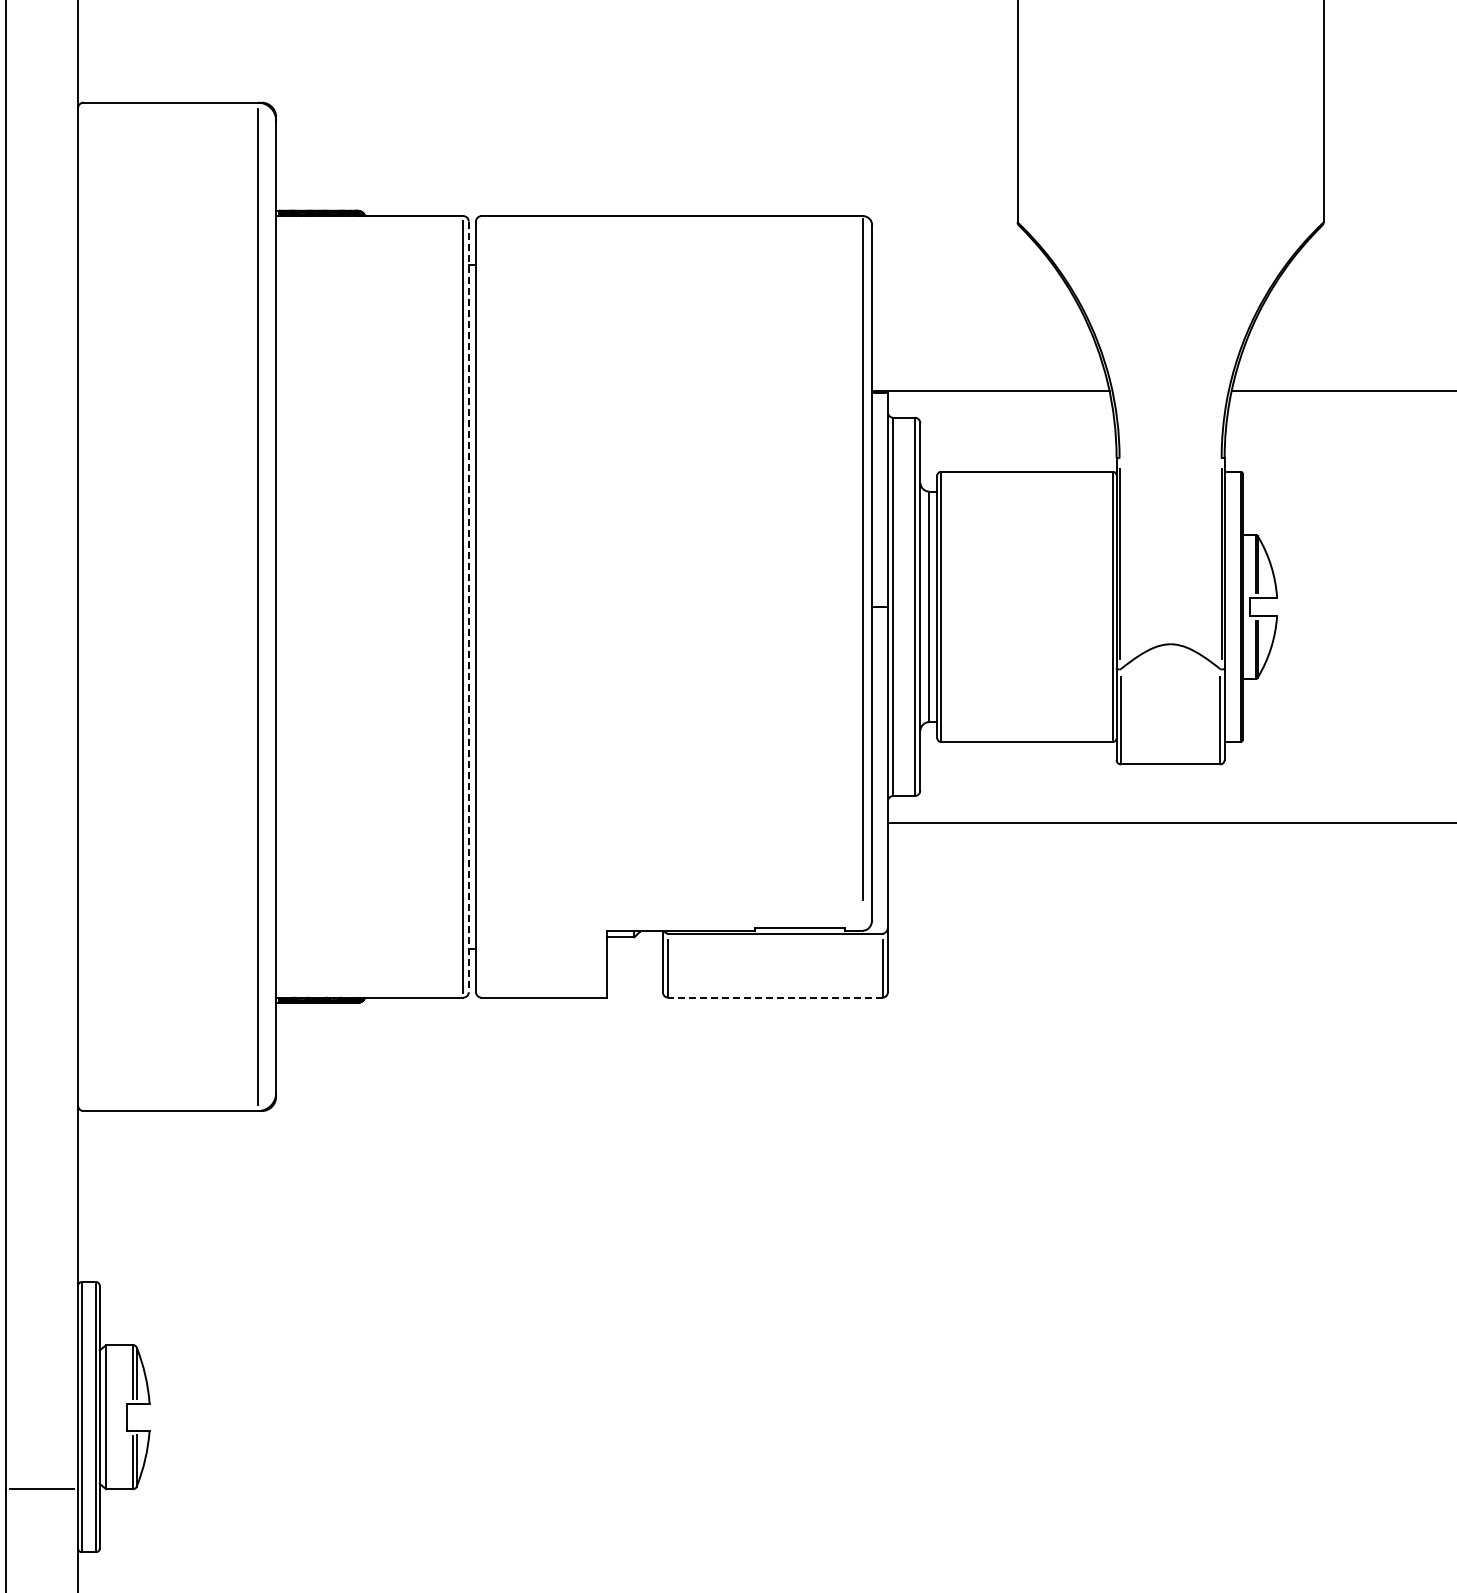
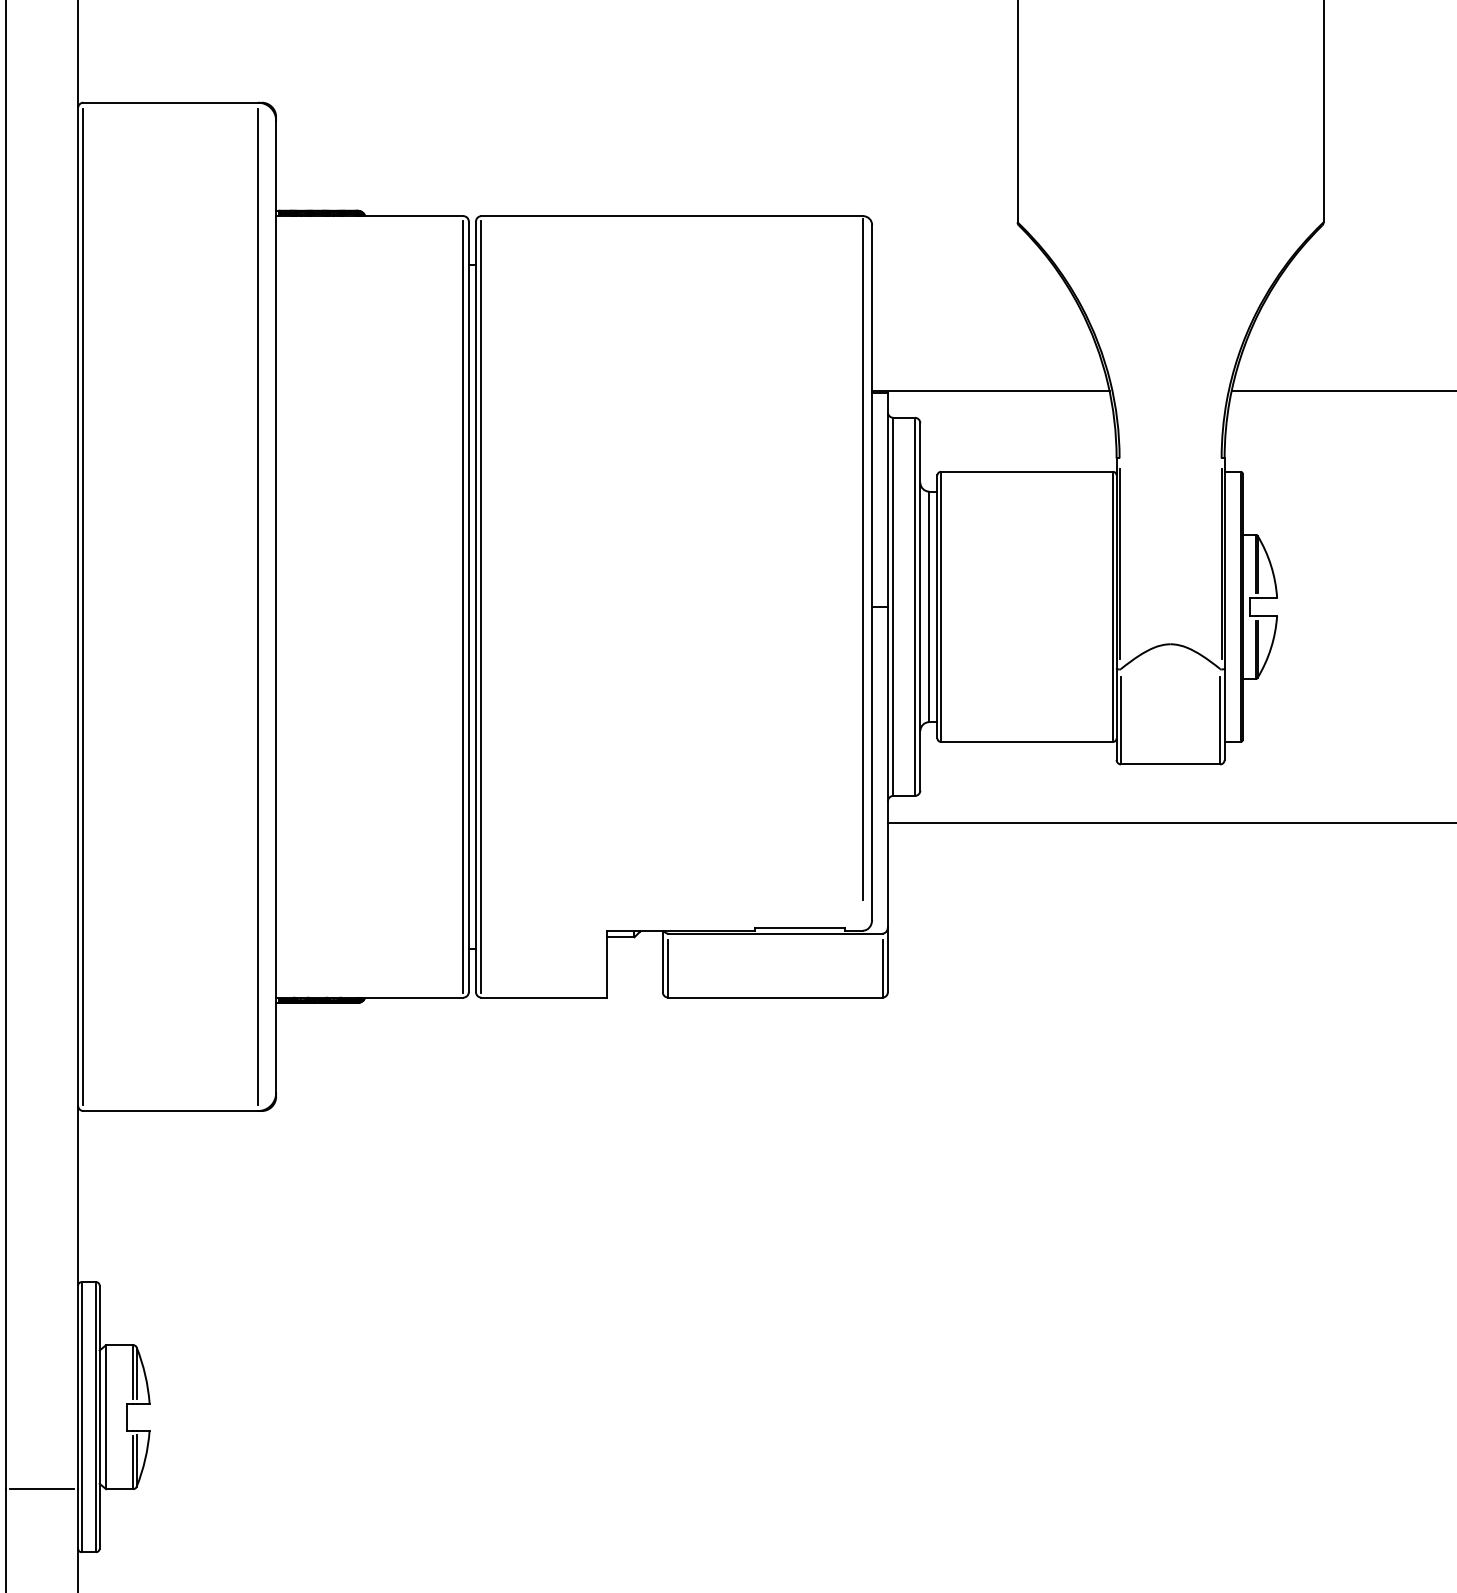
line: none -> present (83, 606)
line: none -> present (481, 606)
line: dashed -> solid (468, 607)
line: dashed -> solid (774, 997)
